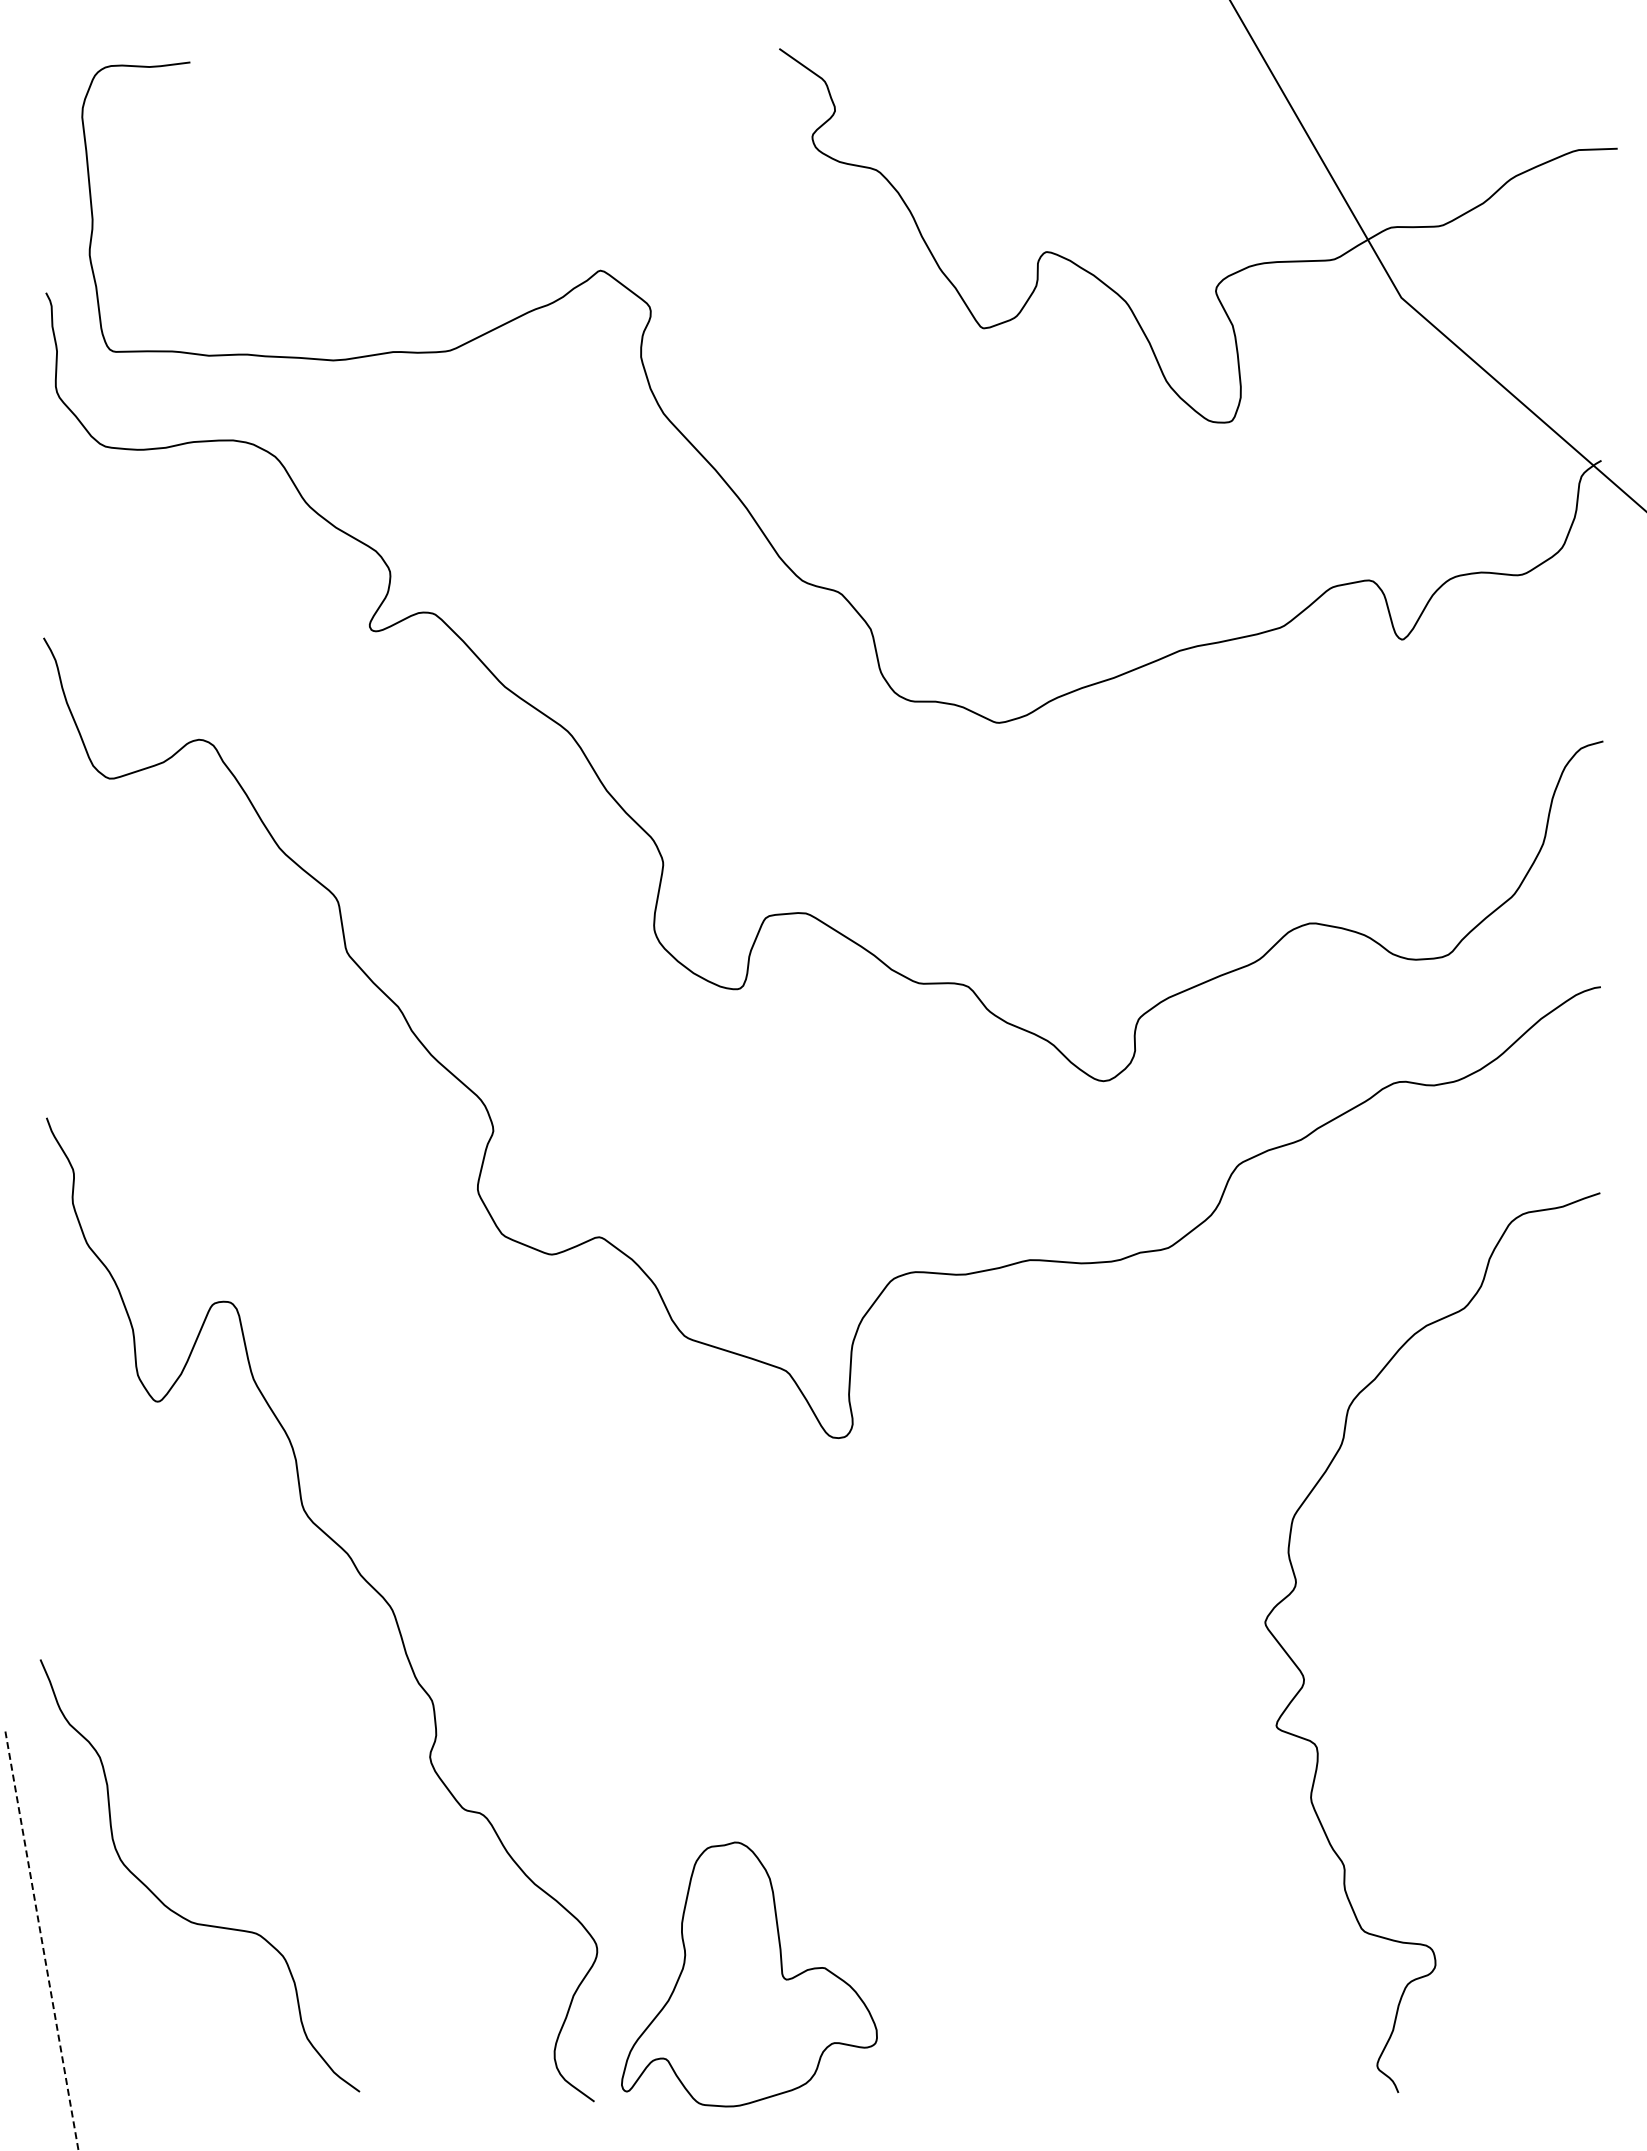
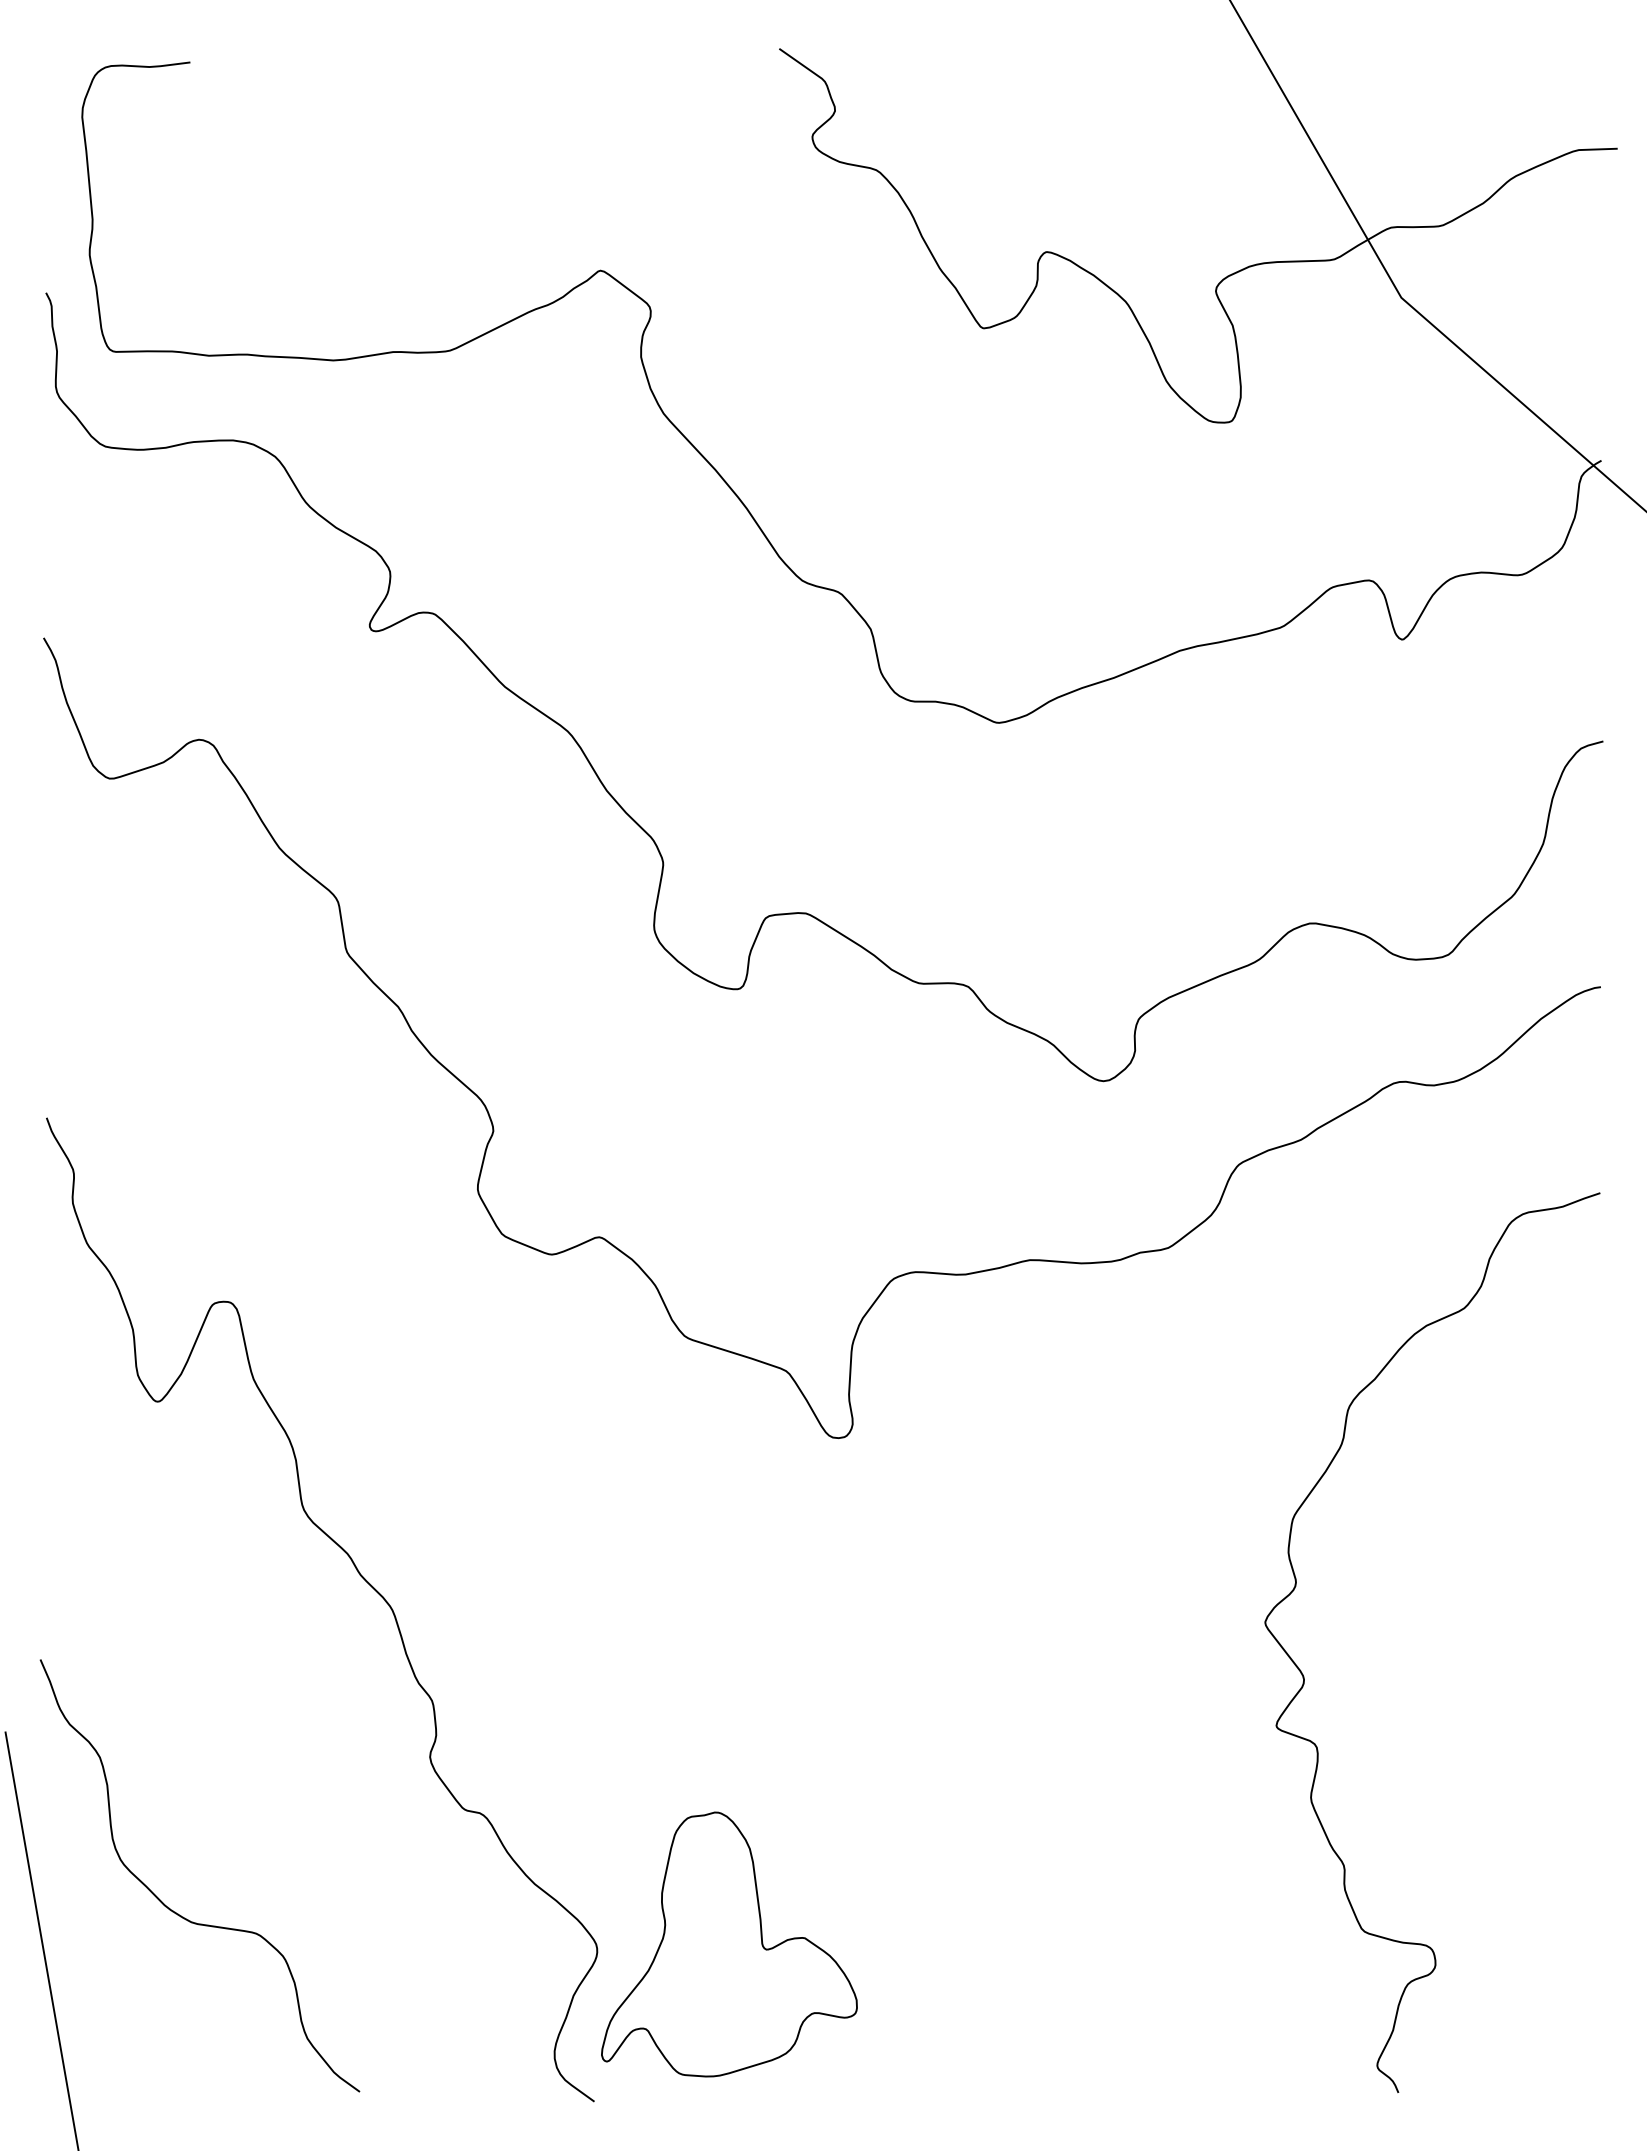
line: dashed -> solid (42, 1941)
part position: (749, 1974) -> (729, 1944) (729, 1944)
